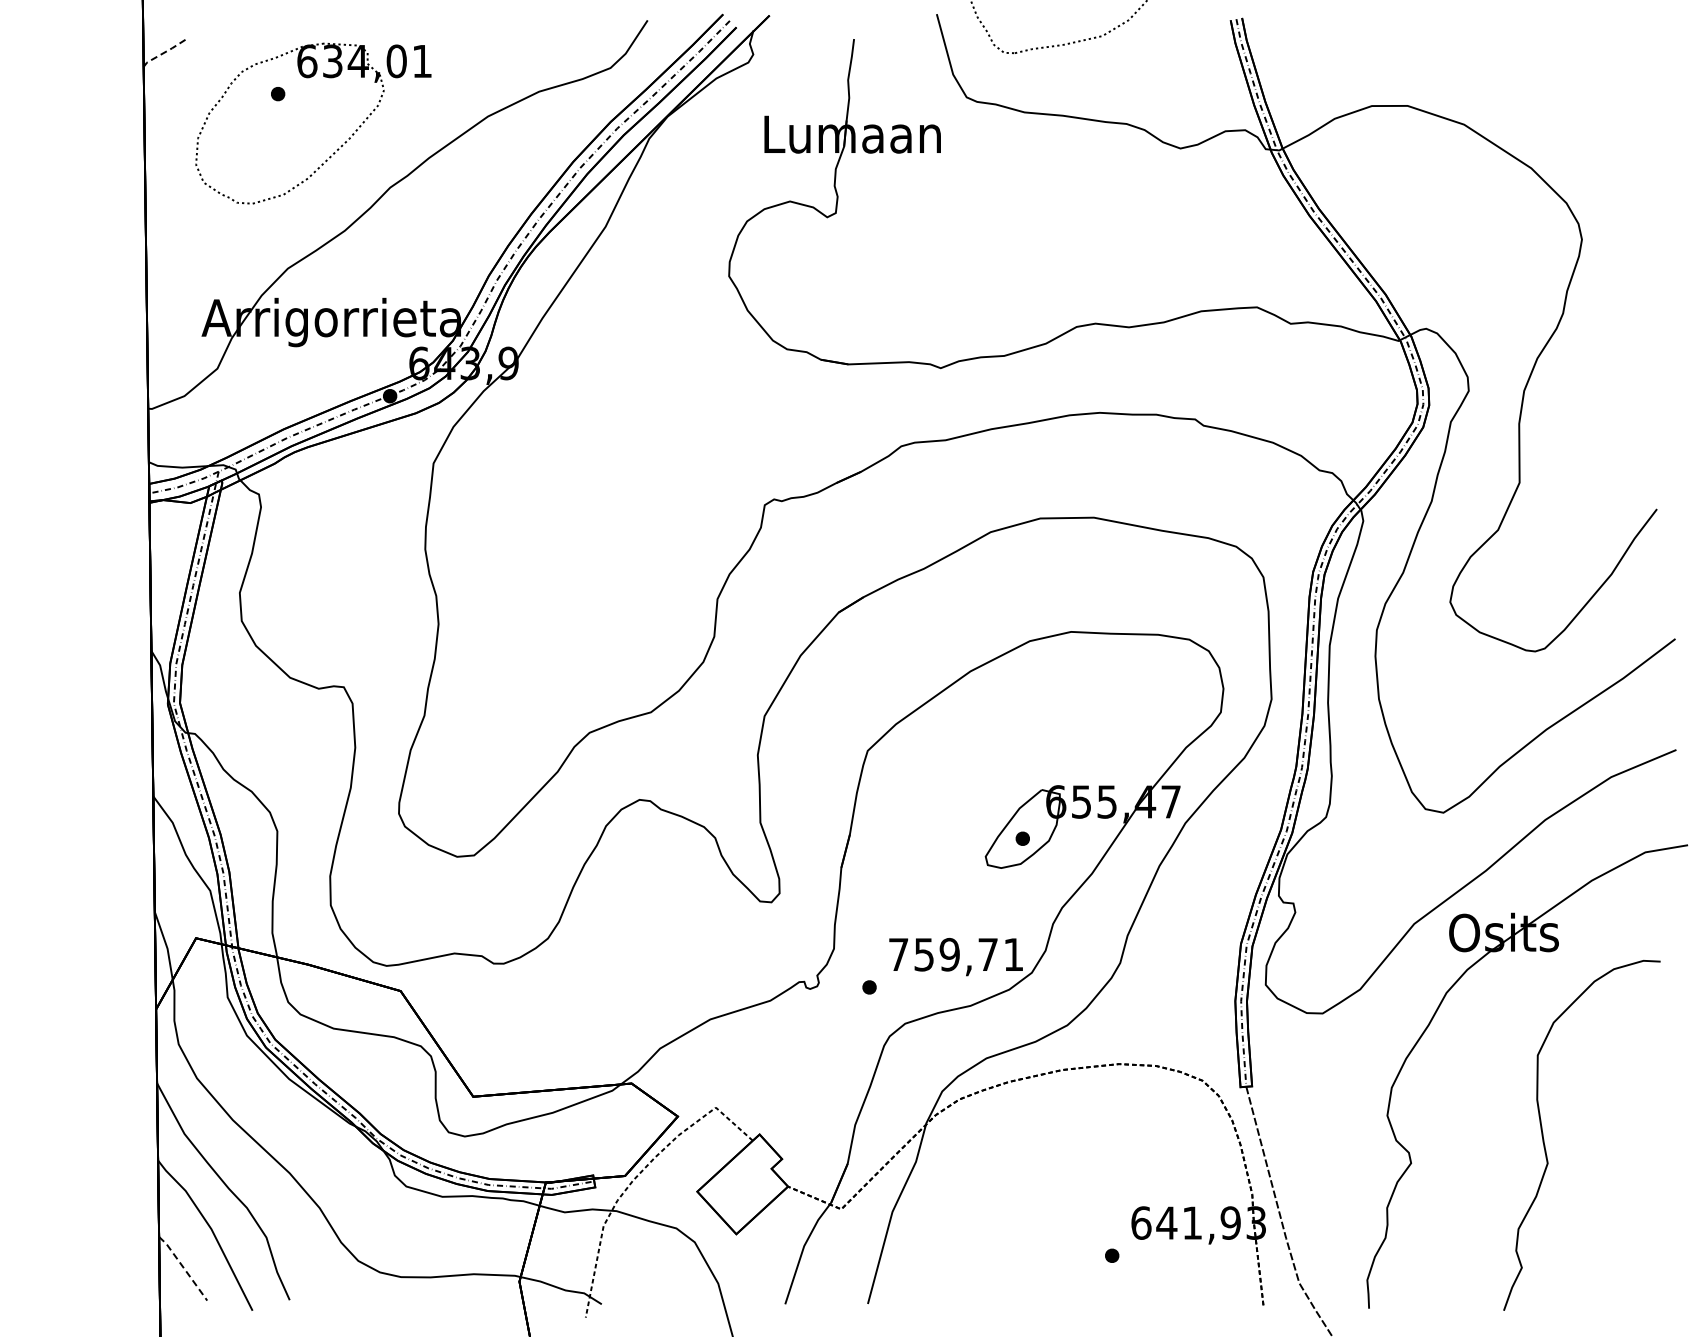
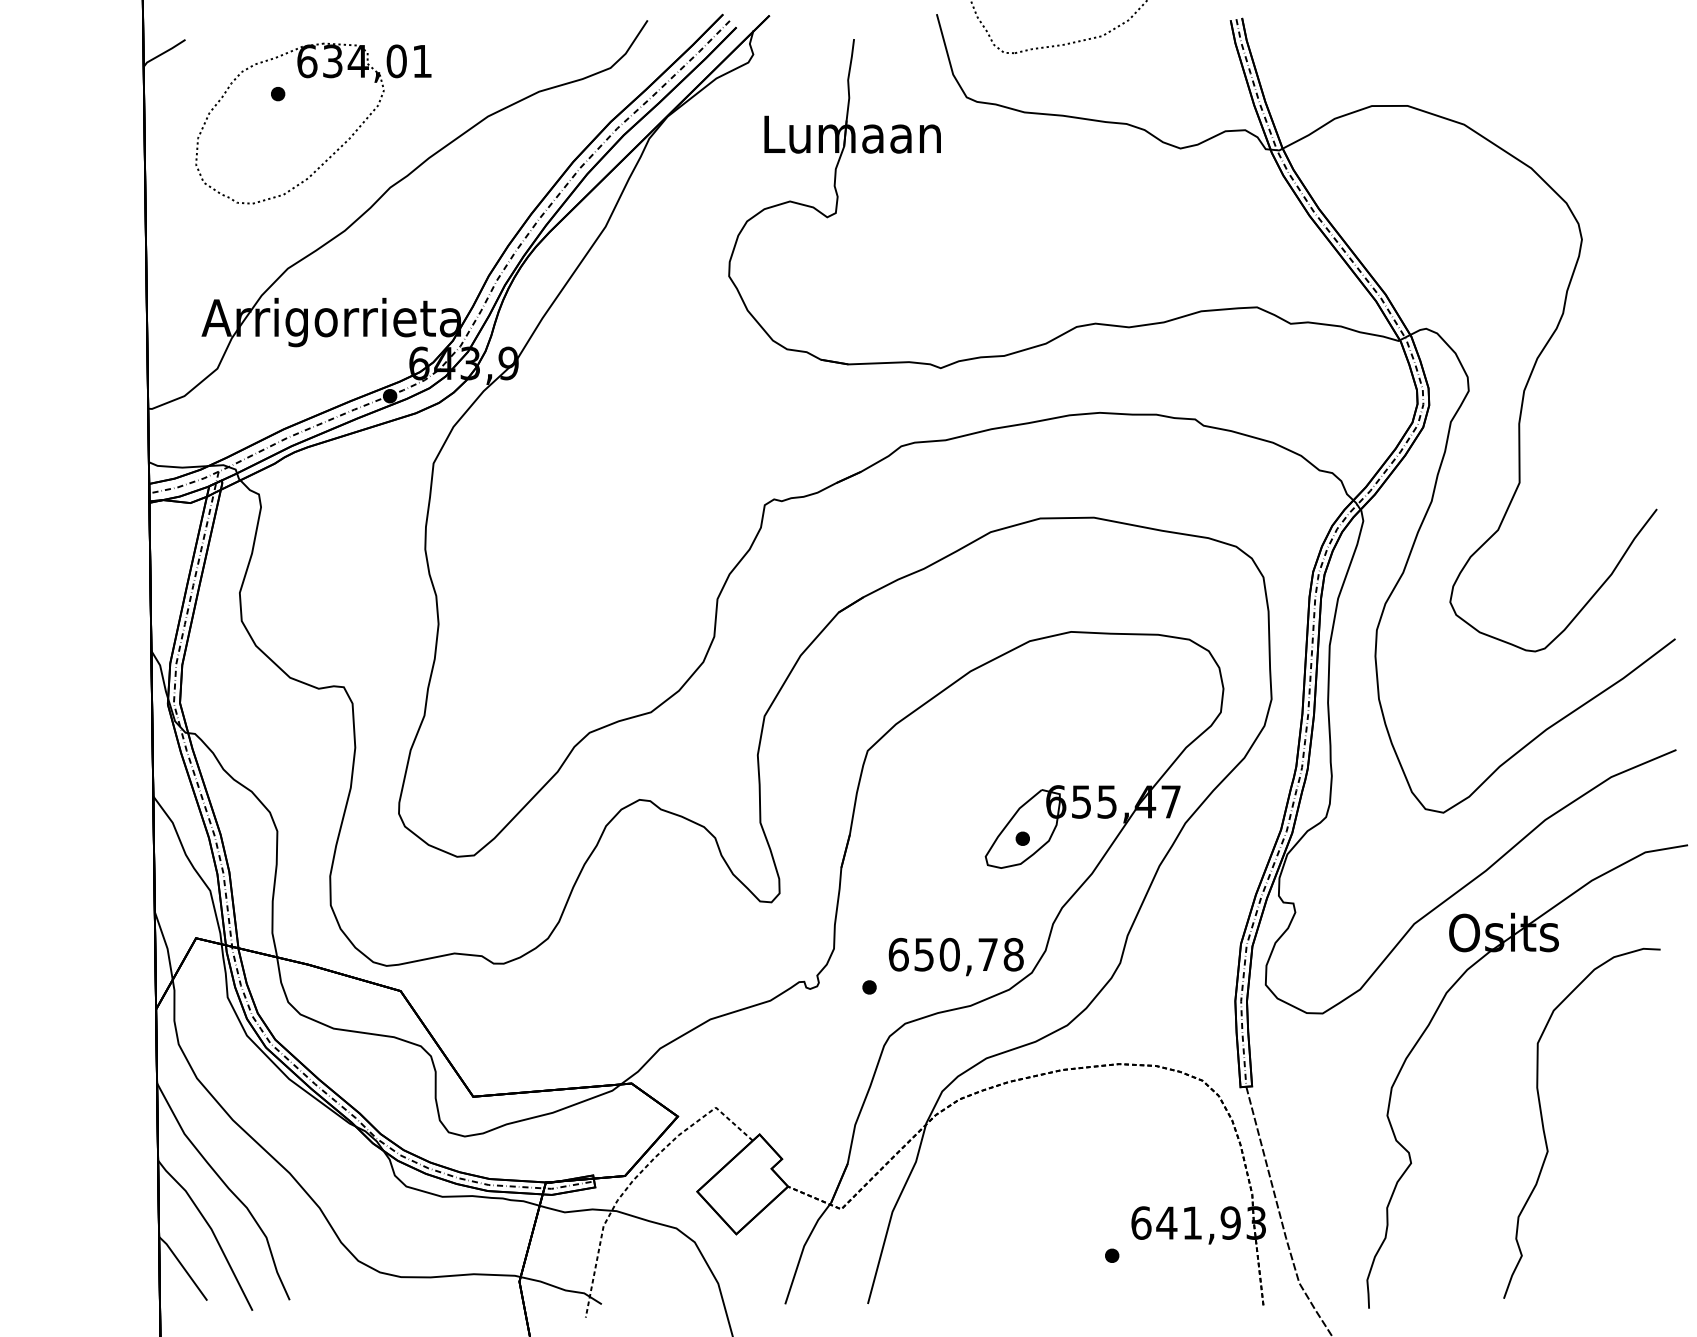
line: dashed -> solid (163, 53)
text: 759,71 -> 650,78 (955, 954)
curve position: (1544, 1139) -> (1544, 1127) (1544, 1127)
line: dashed -> solid (183, 1267)
